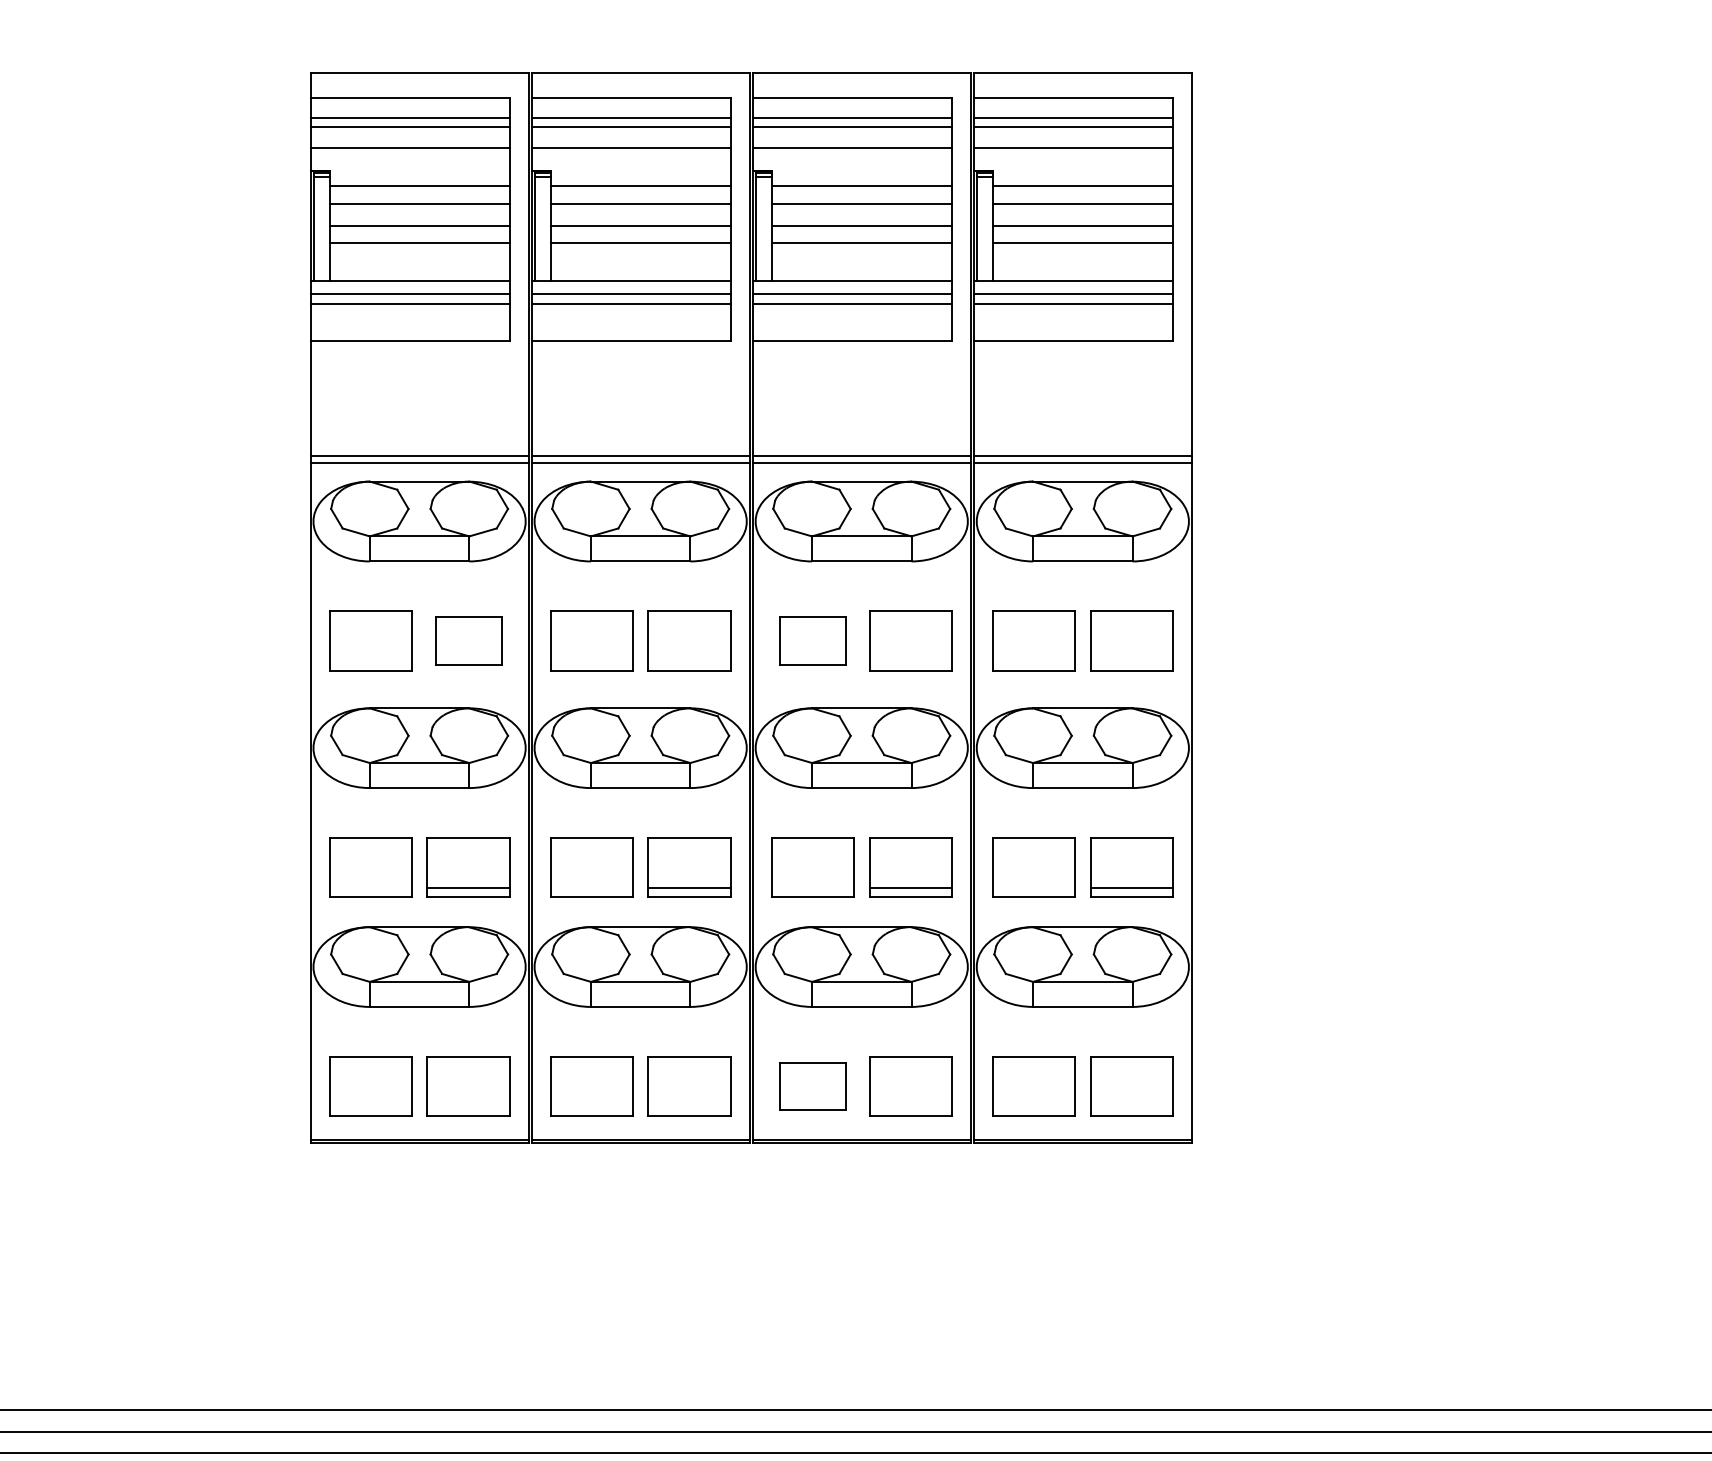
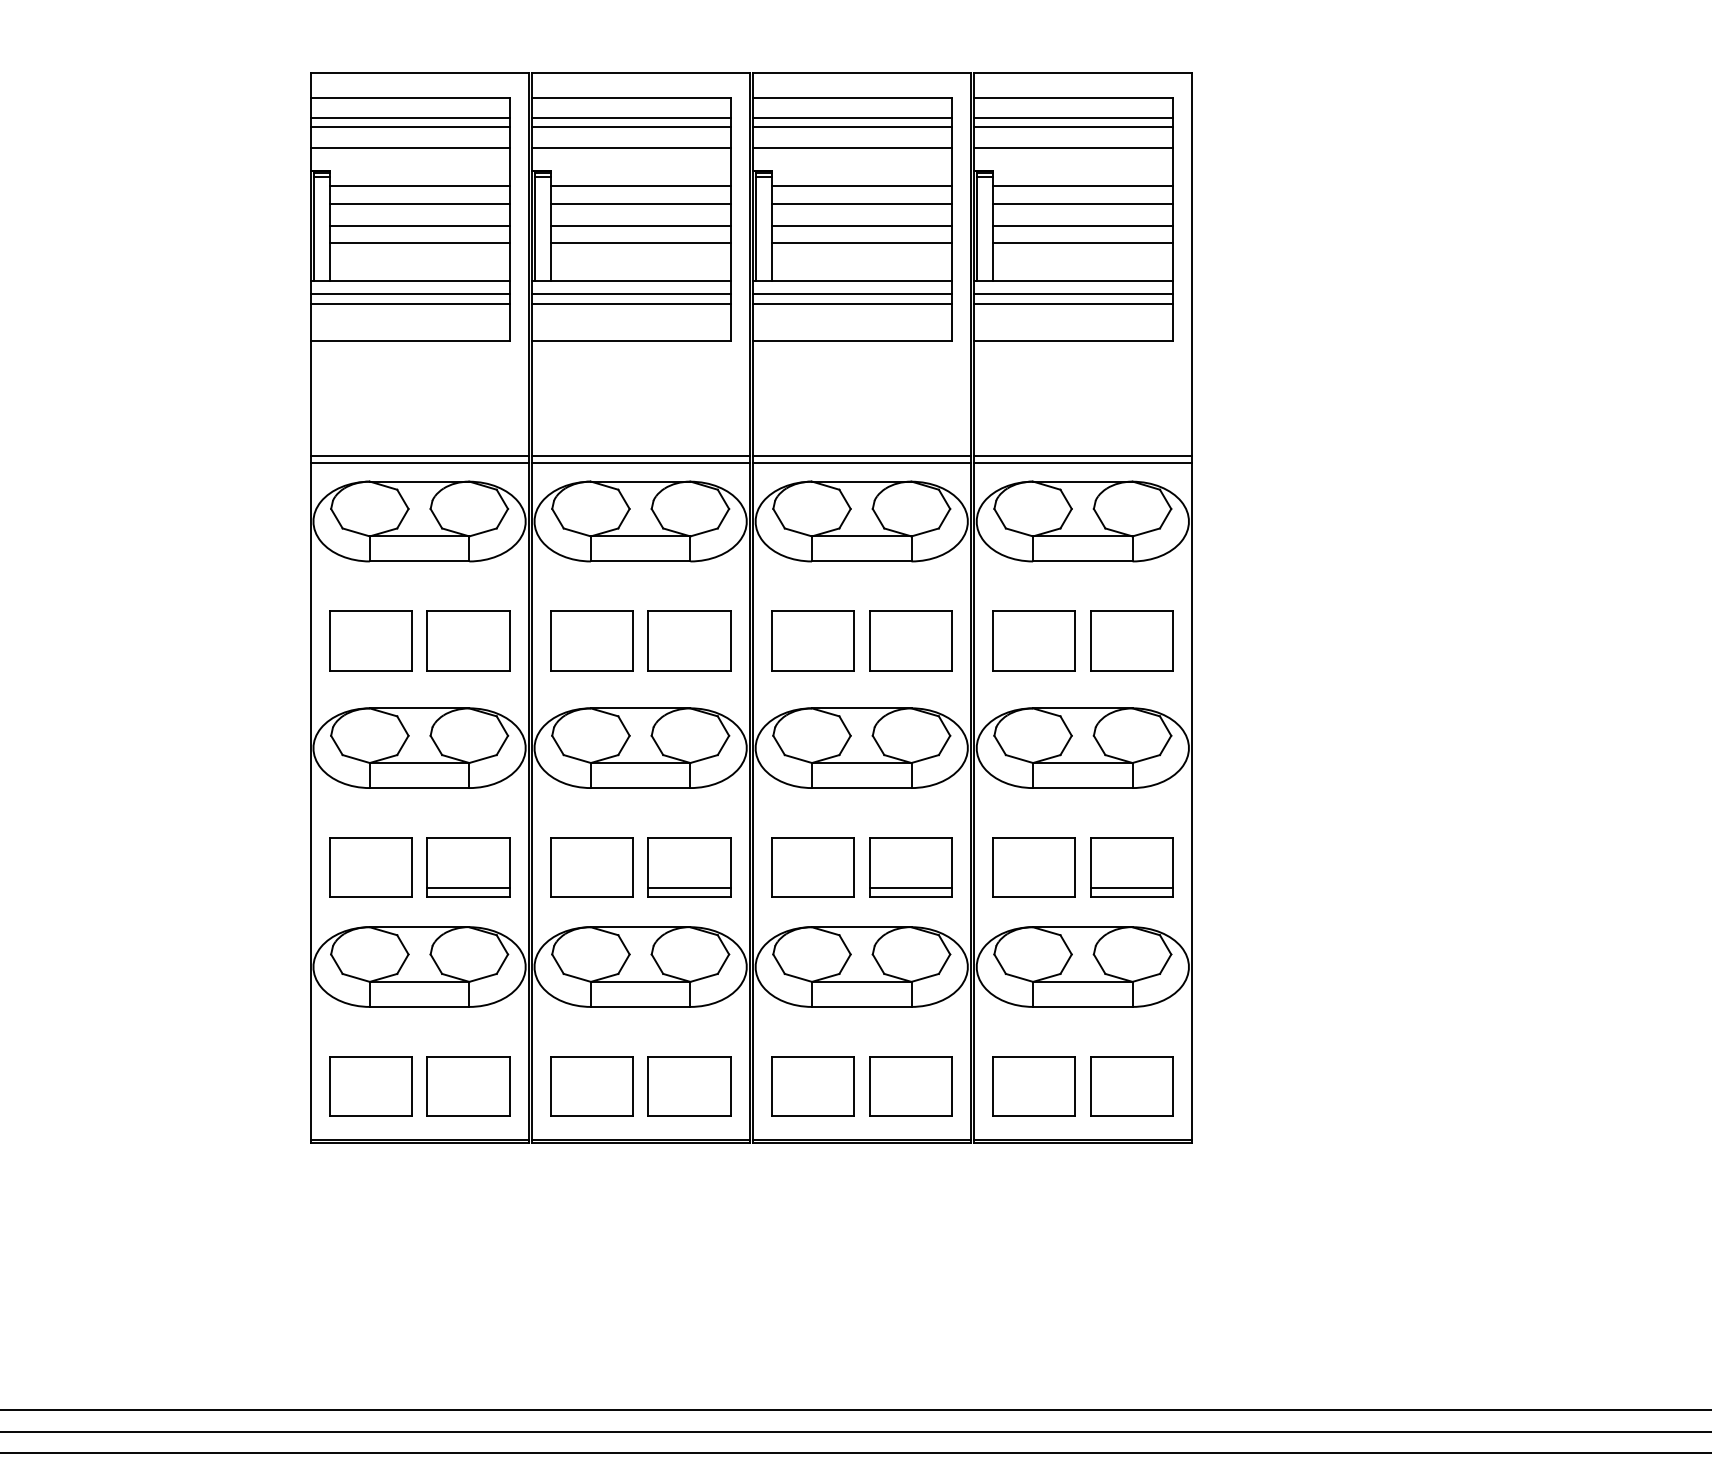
part size: 68x50 px -> 85x62 px (468, 640)
part size: 68x50 px -> 84x62 px (812, 640)
part size: 68x49 px -> 84x61 px (812, 1086)
